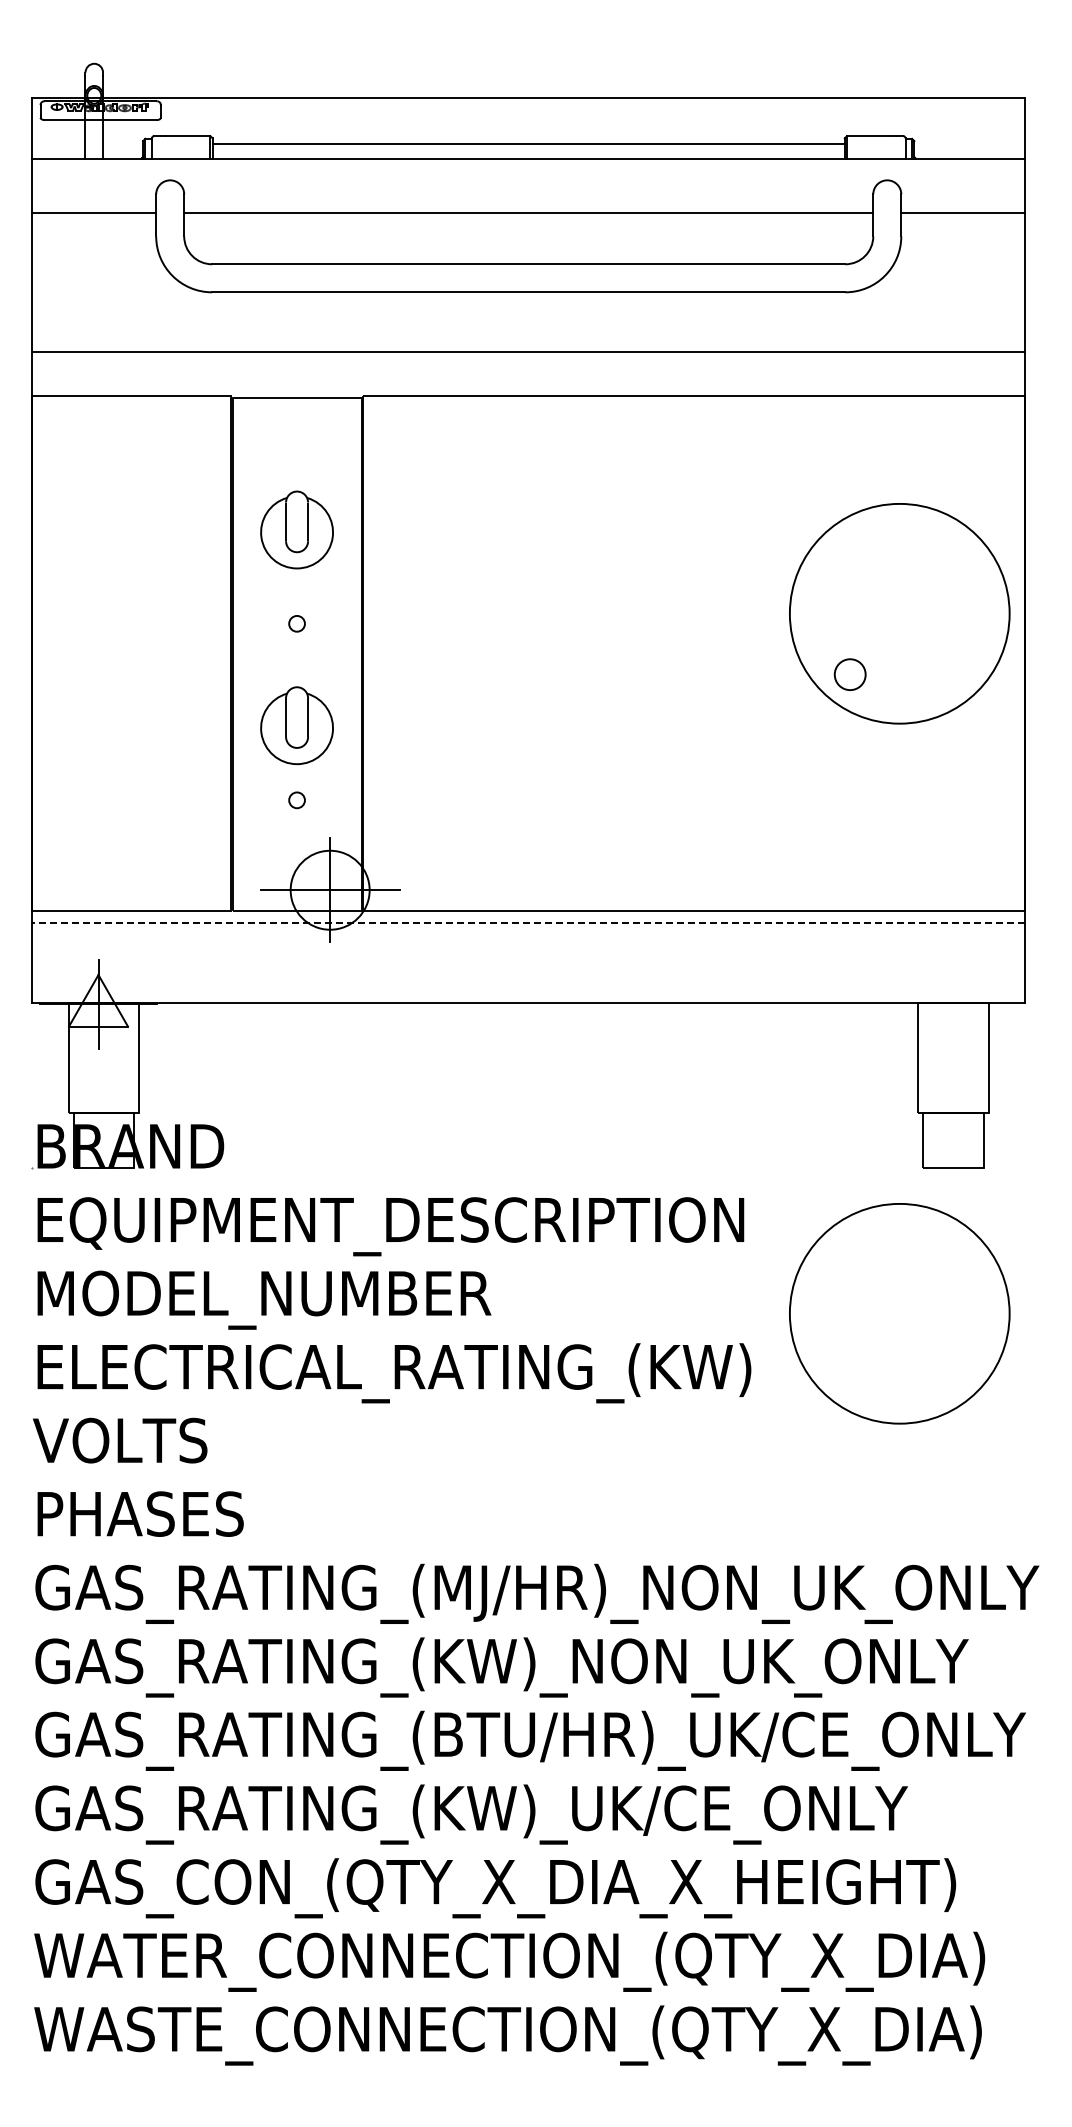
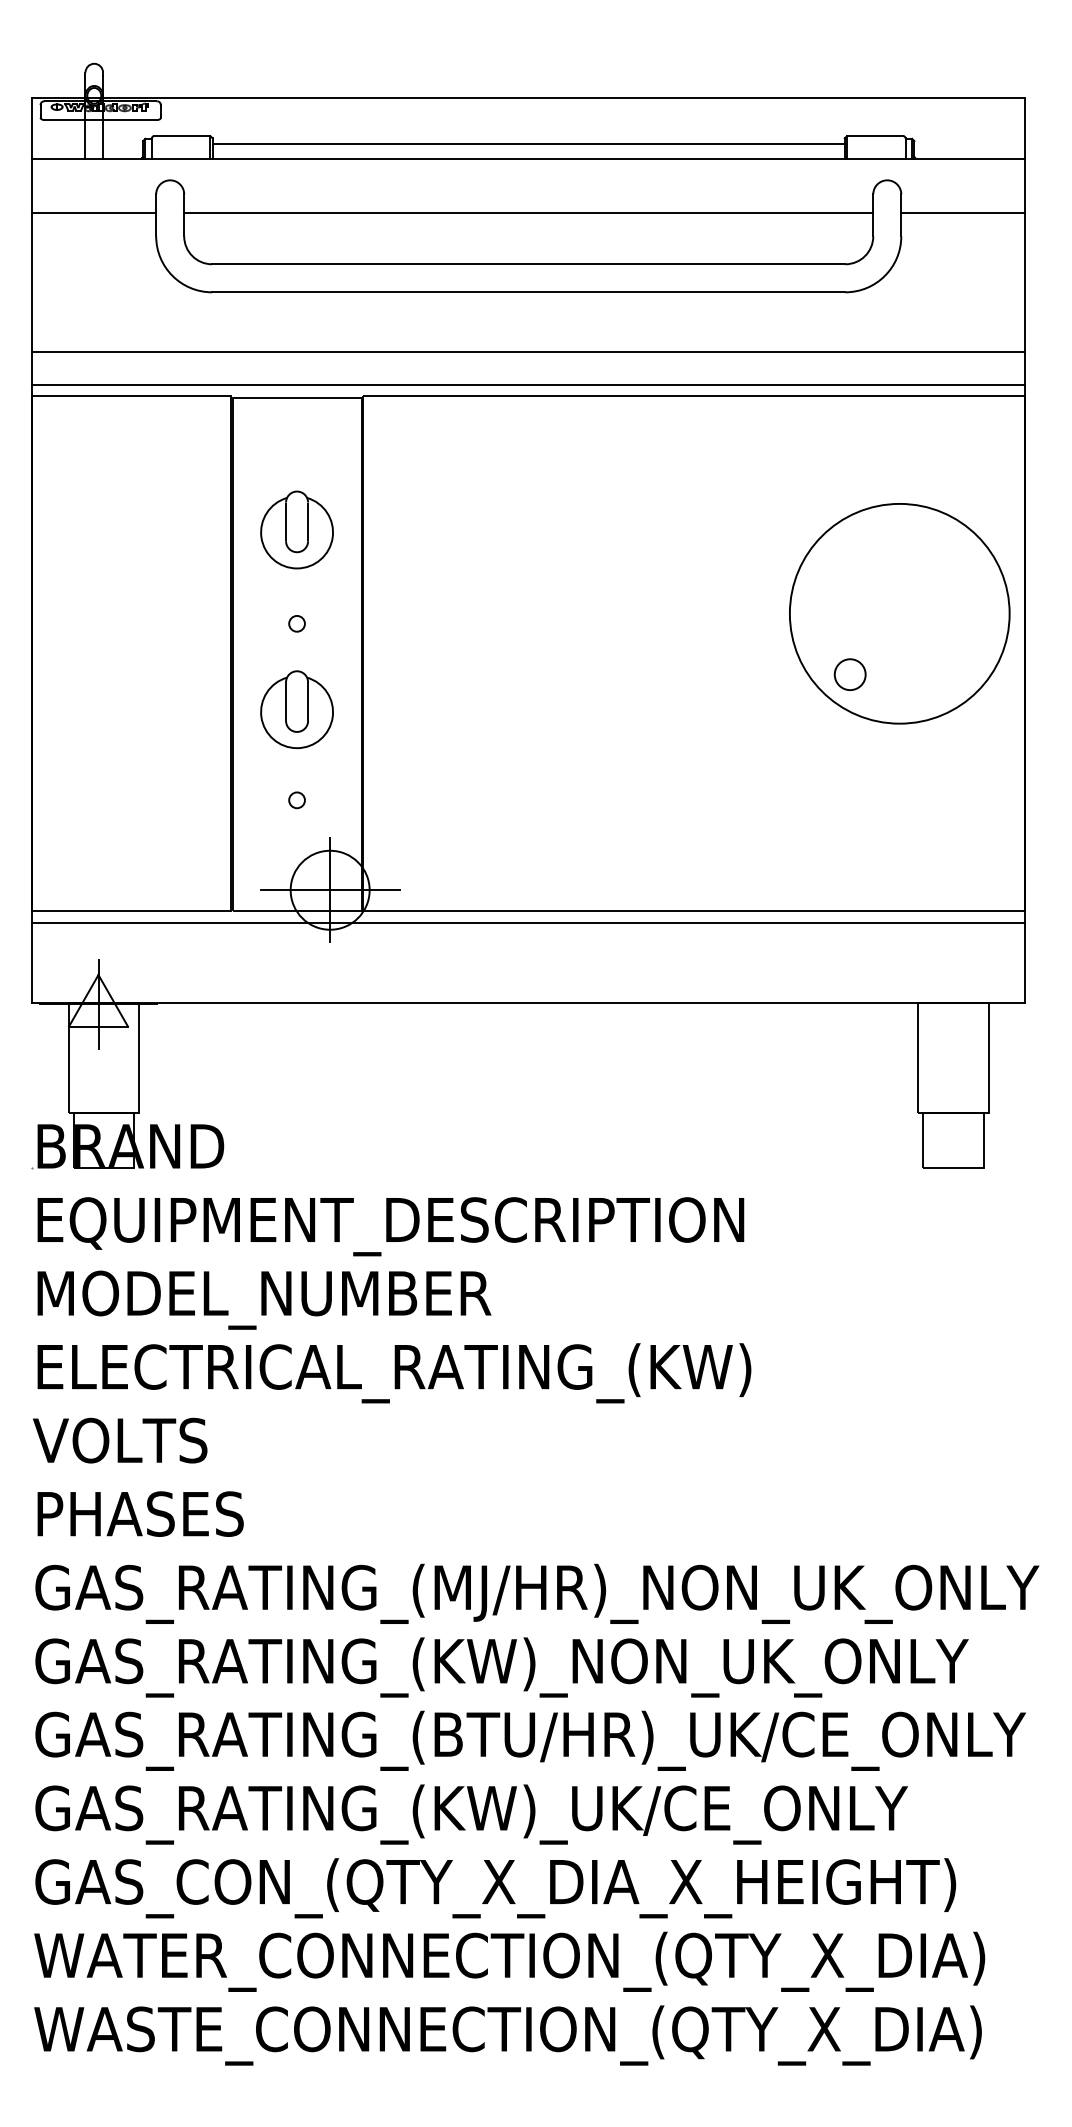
line: none -> present (528, 384)
part position: (296, 725) -> (296, 709) (296, 709)
line: dashed -> solid (528, 923)
circle: present -> none (899, 1313)
